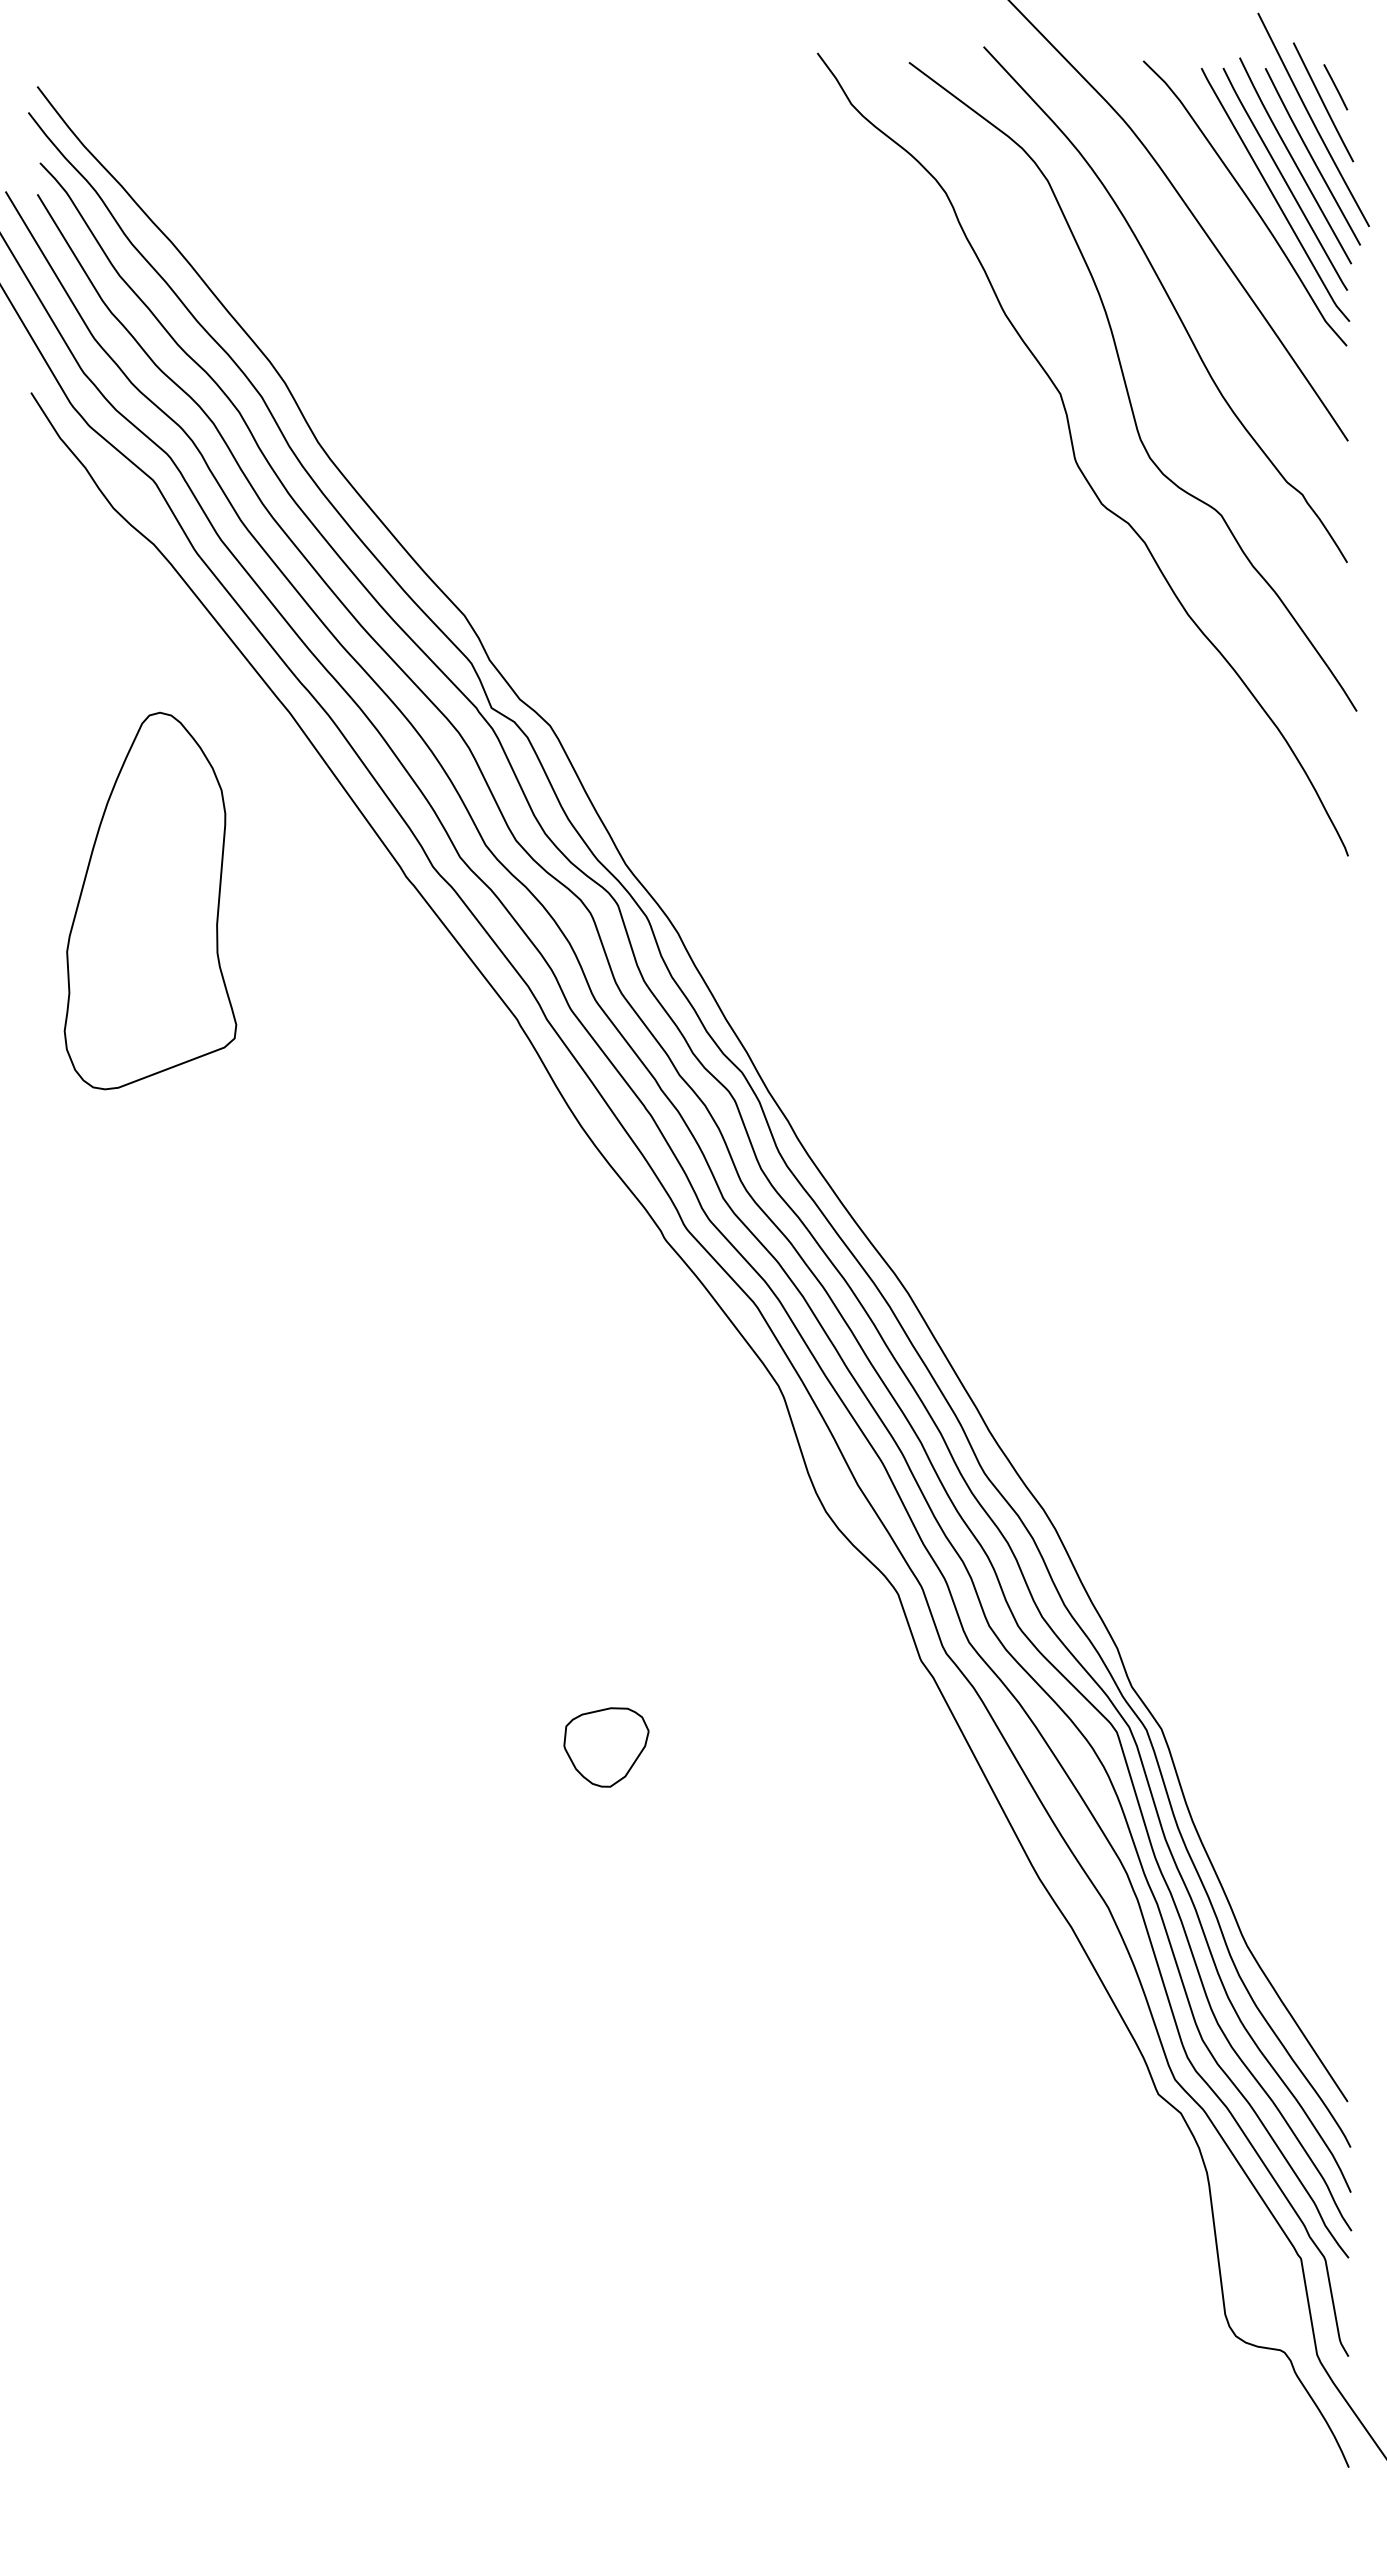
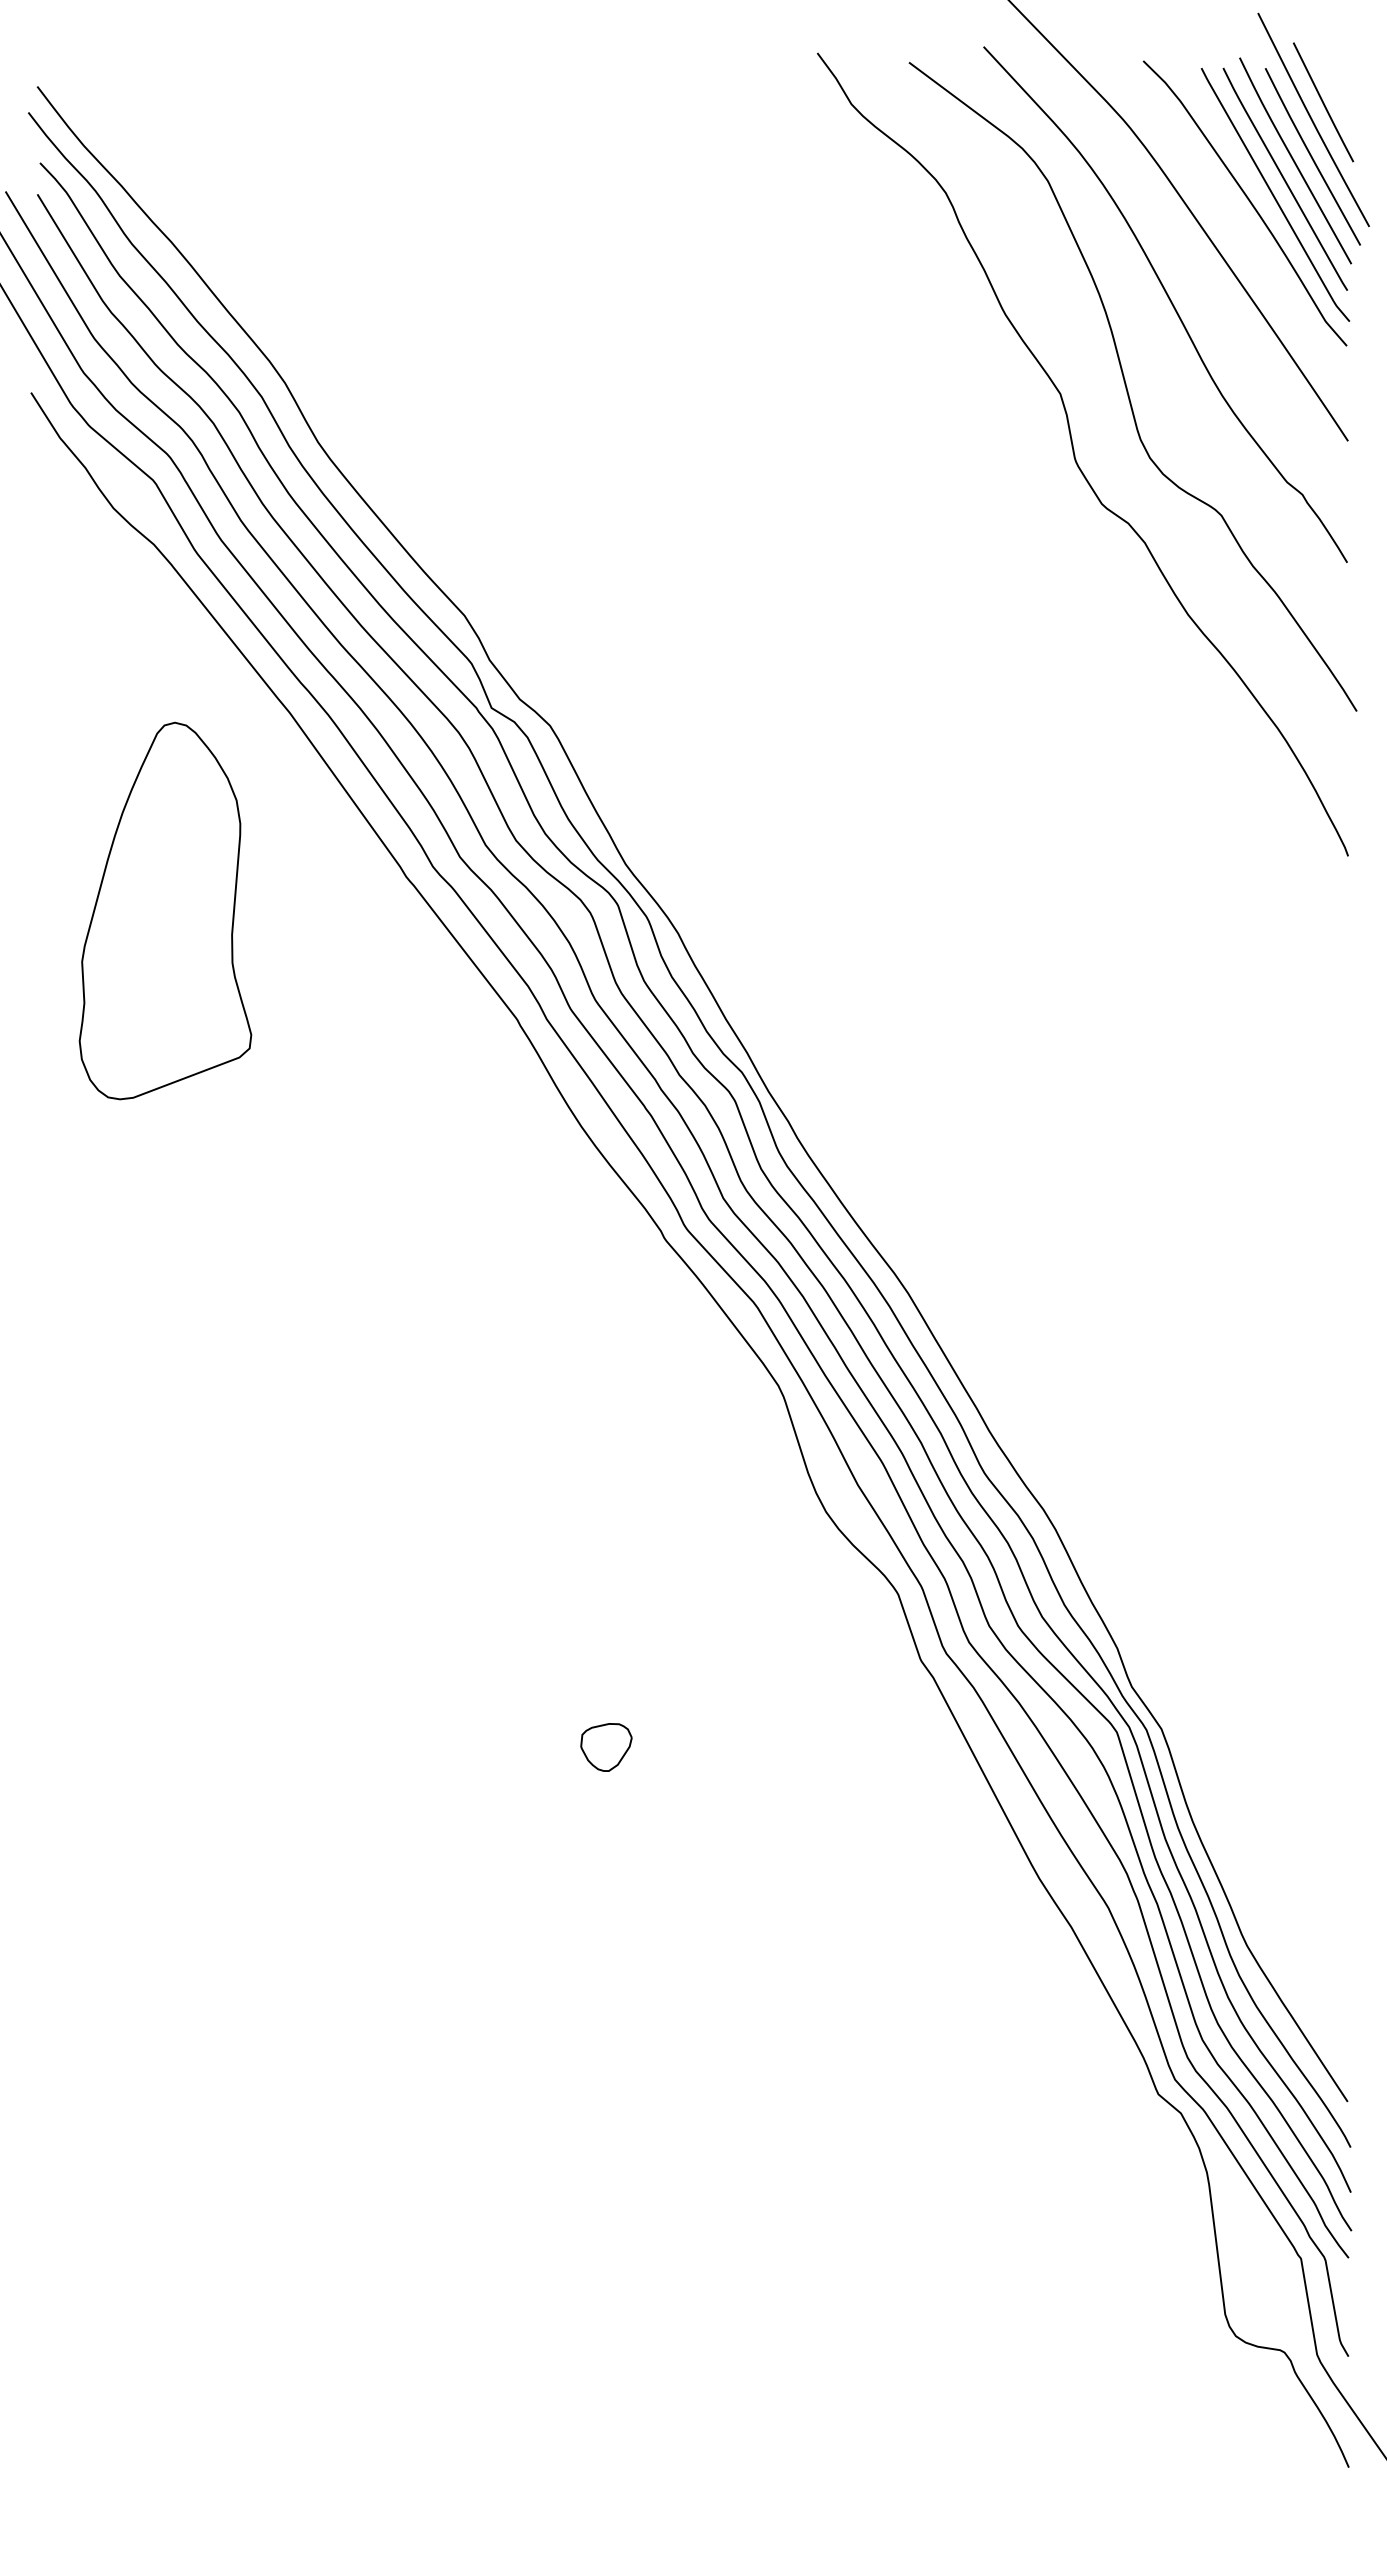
line: present -> none (1335, 87)
part position: (150, 900) -> (165, 910) (165, 910)
part size: 87x81 px -> 53x49 px (606, 1747)
